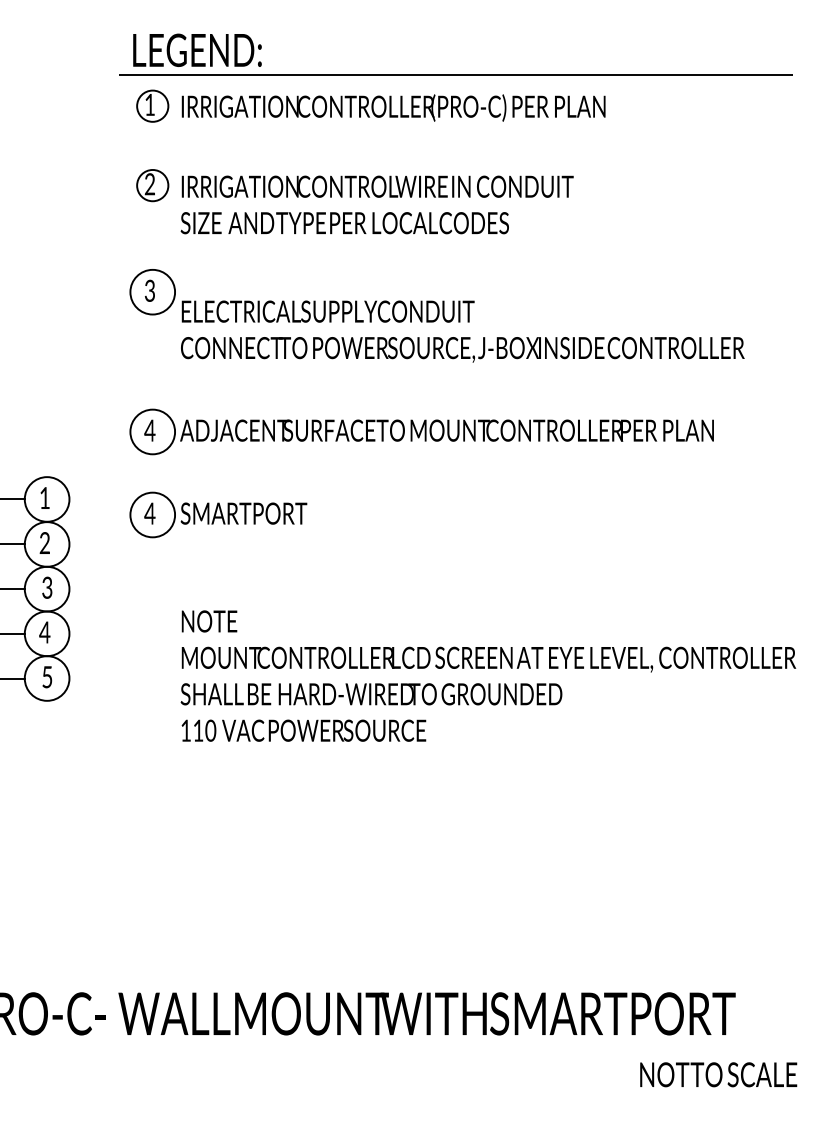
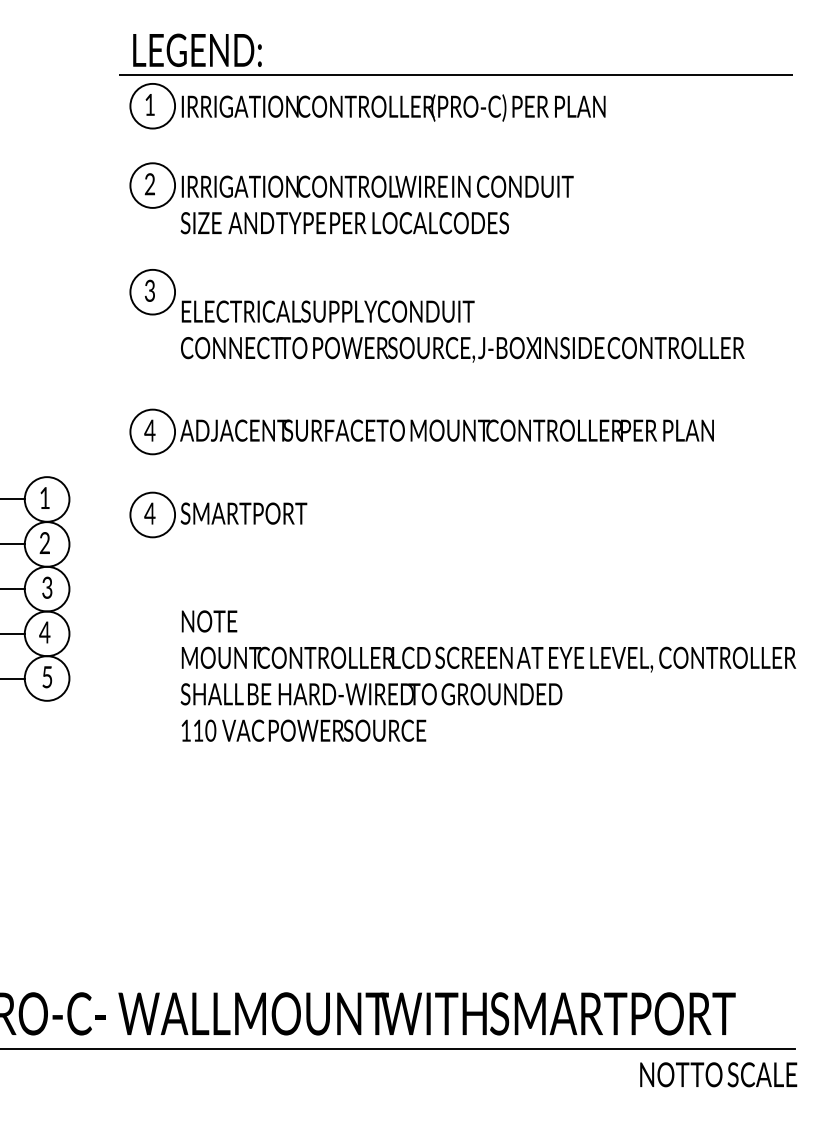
circle diameter: 31 px -> 45 px (152, 105)
circle diameter: 31 px -> 45 px (152, 185)
line: none -> present (398, 1049)
